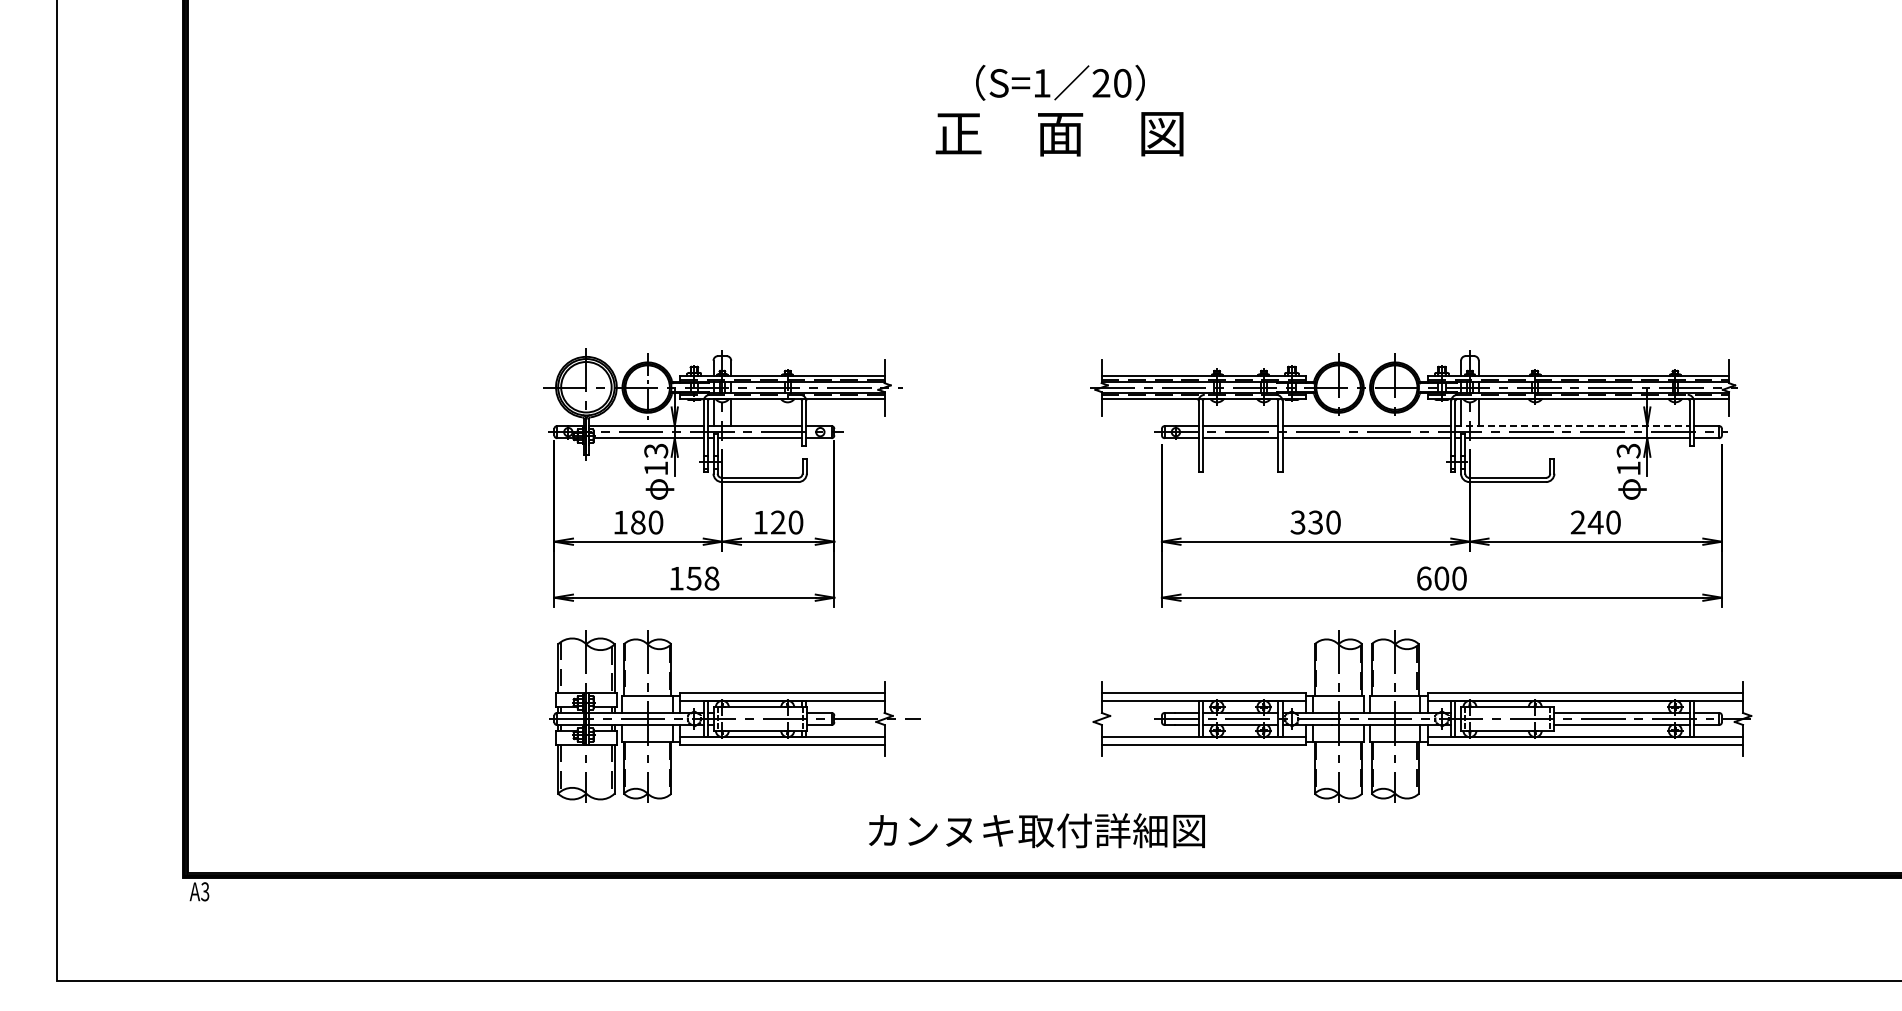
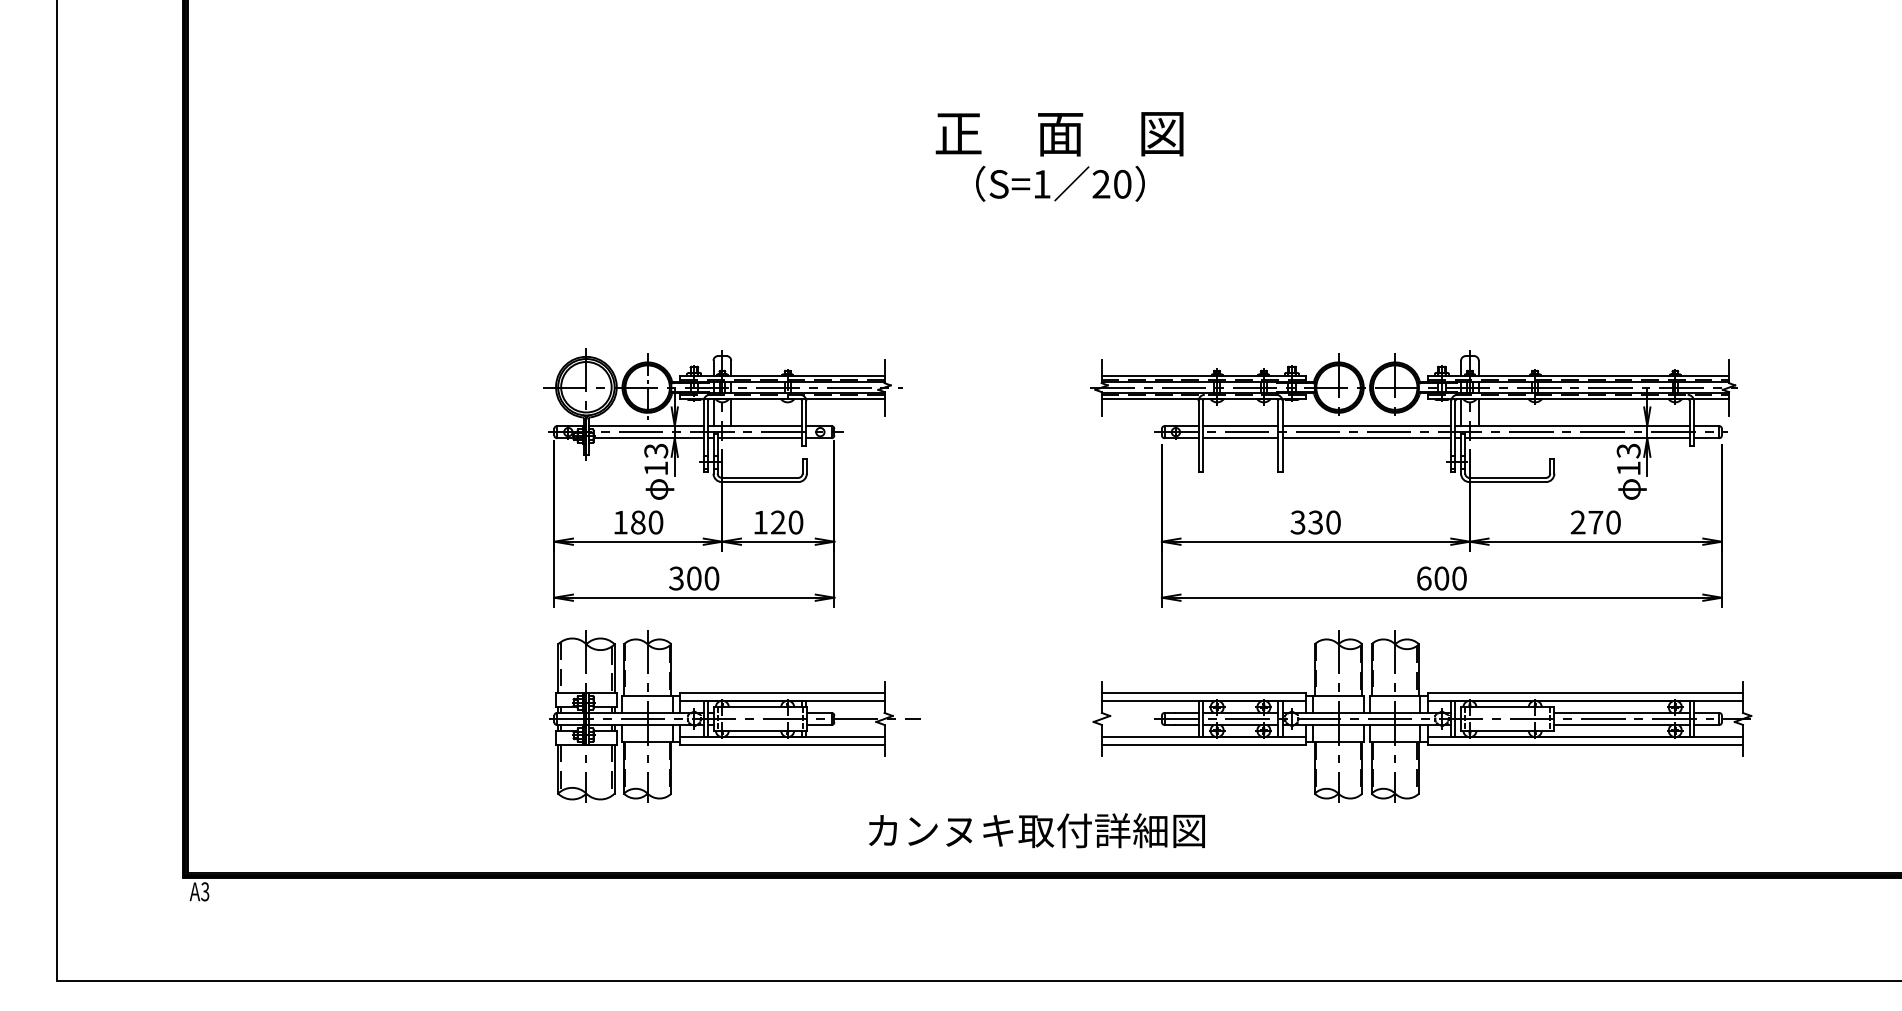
text position: (1060, 82) -> (1060, 183) (1060, 183)
line: dashed -> solid (1573, 426)
text: 240 -> 270 (1595, 522)
text: 158 -> 300 (694, 578)
